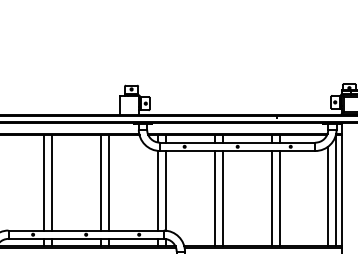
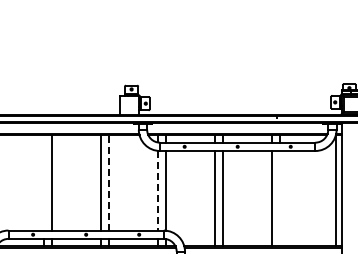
line: present -> none (44, 182)
line: solid -> dashed (109, 182)
line: solid -> dashed (157, 190)
line: present -> none (328, 196)
line: present -> none (279, 198)
